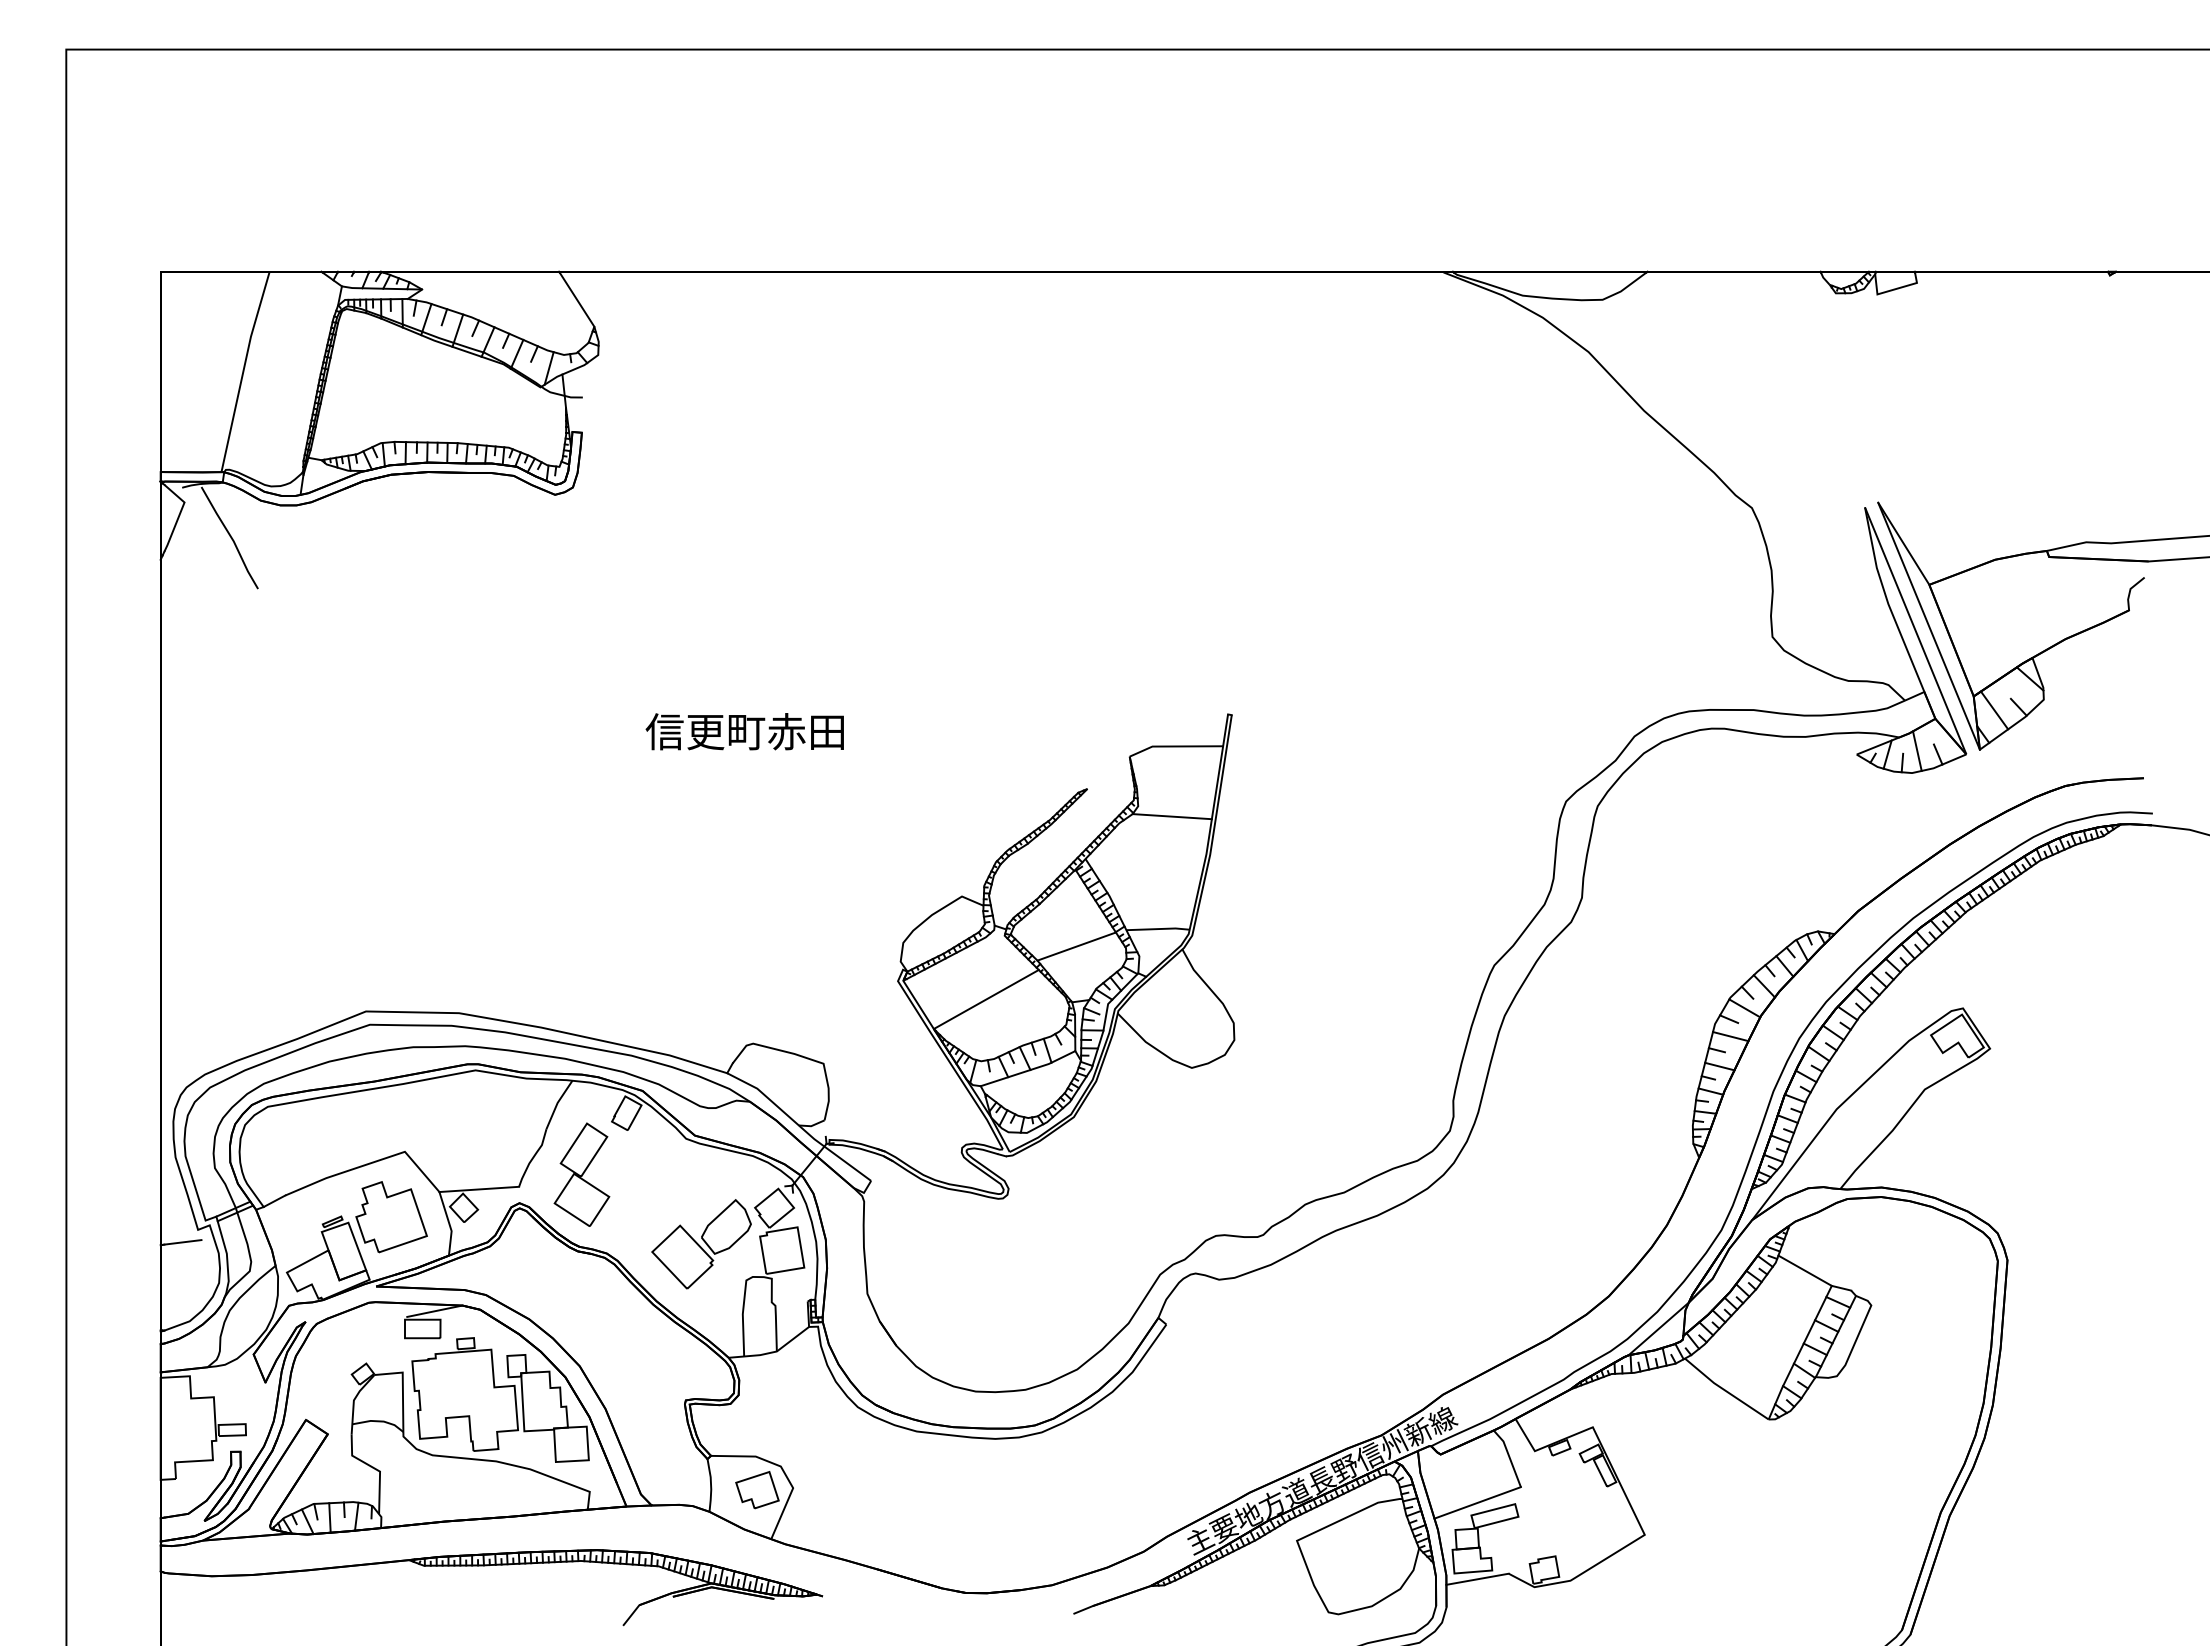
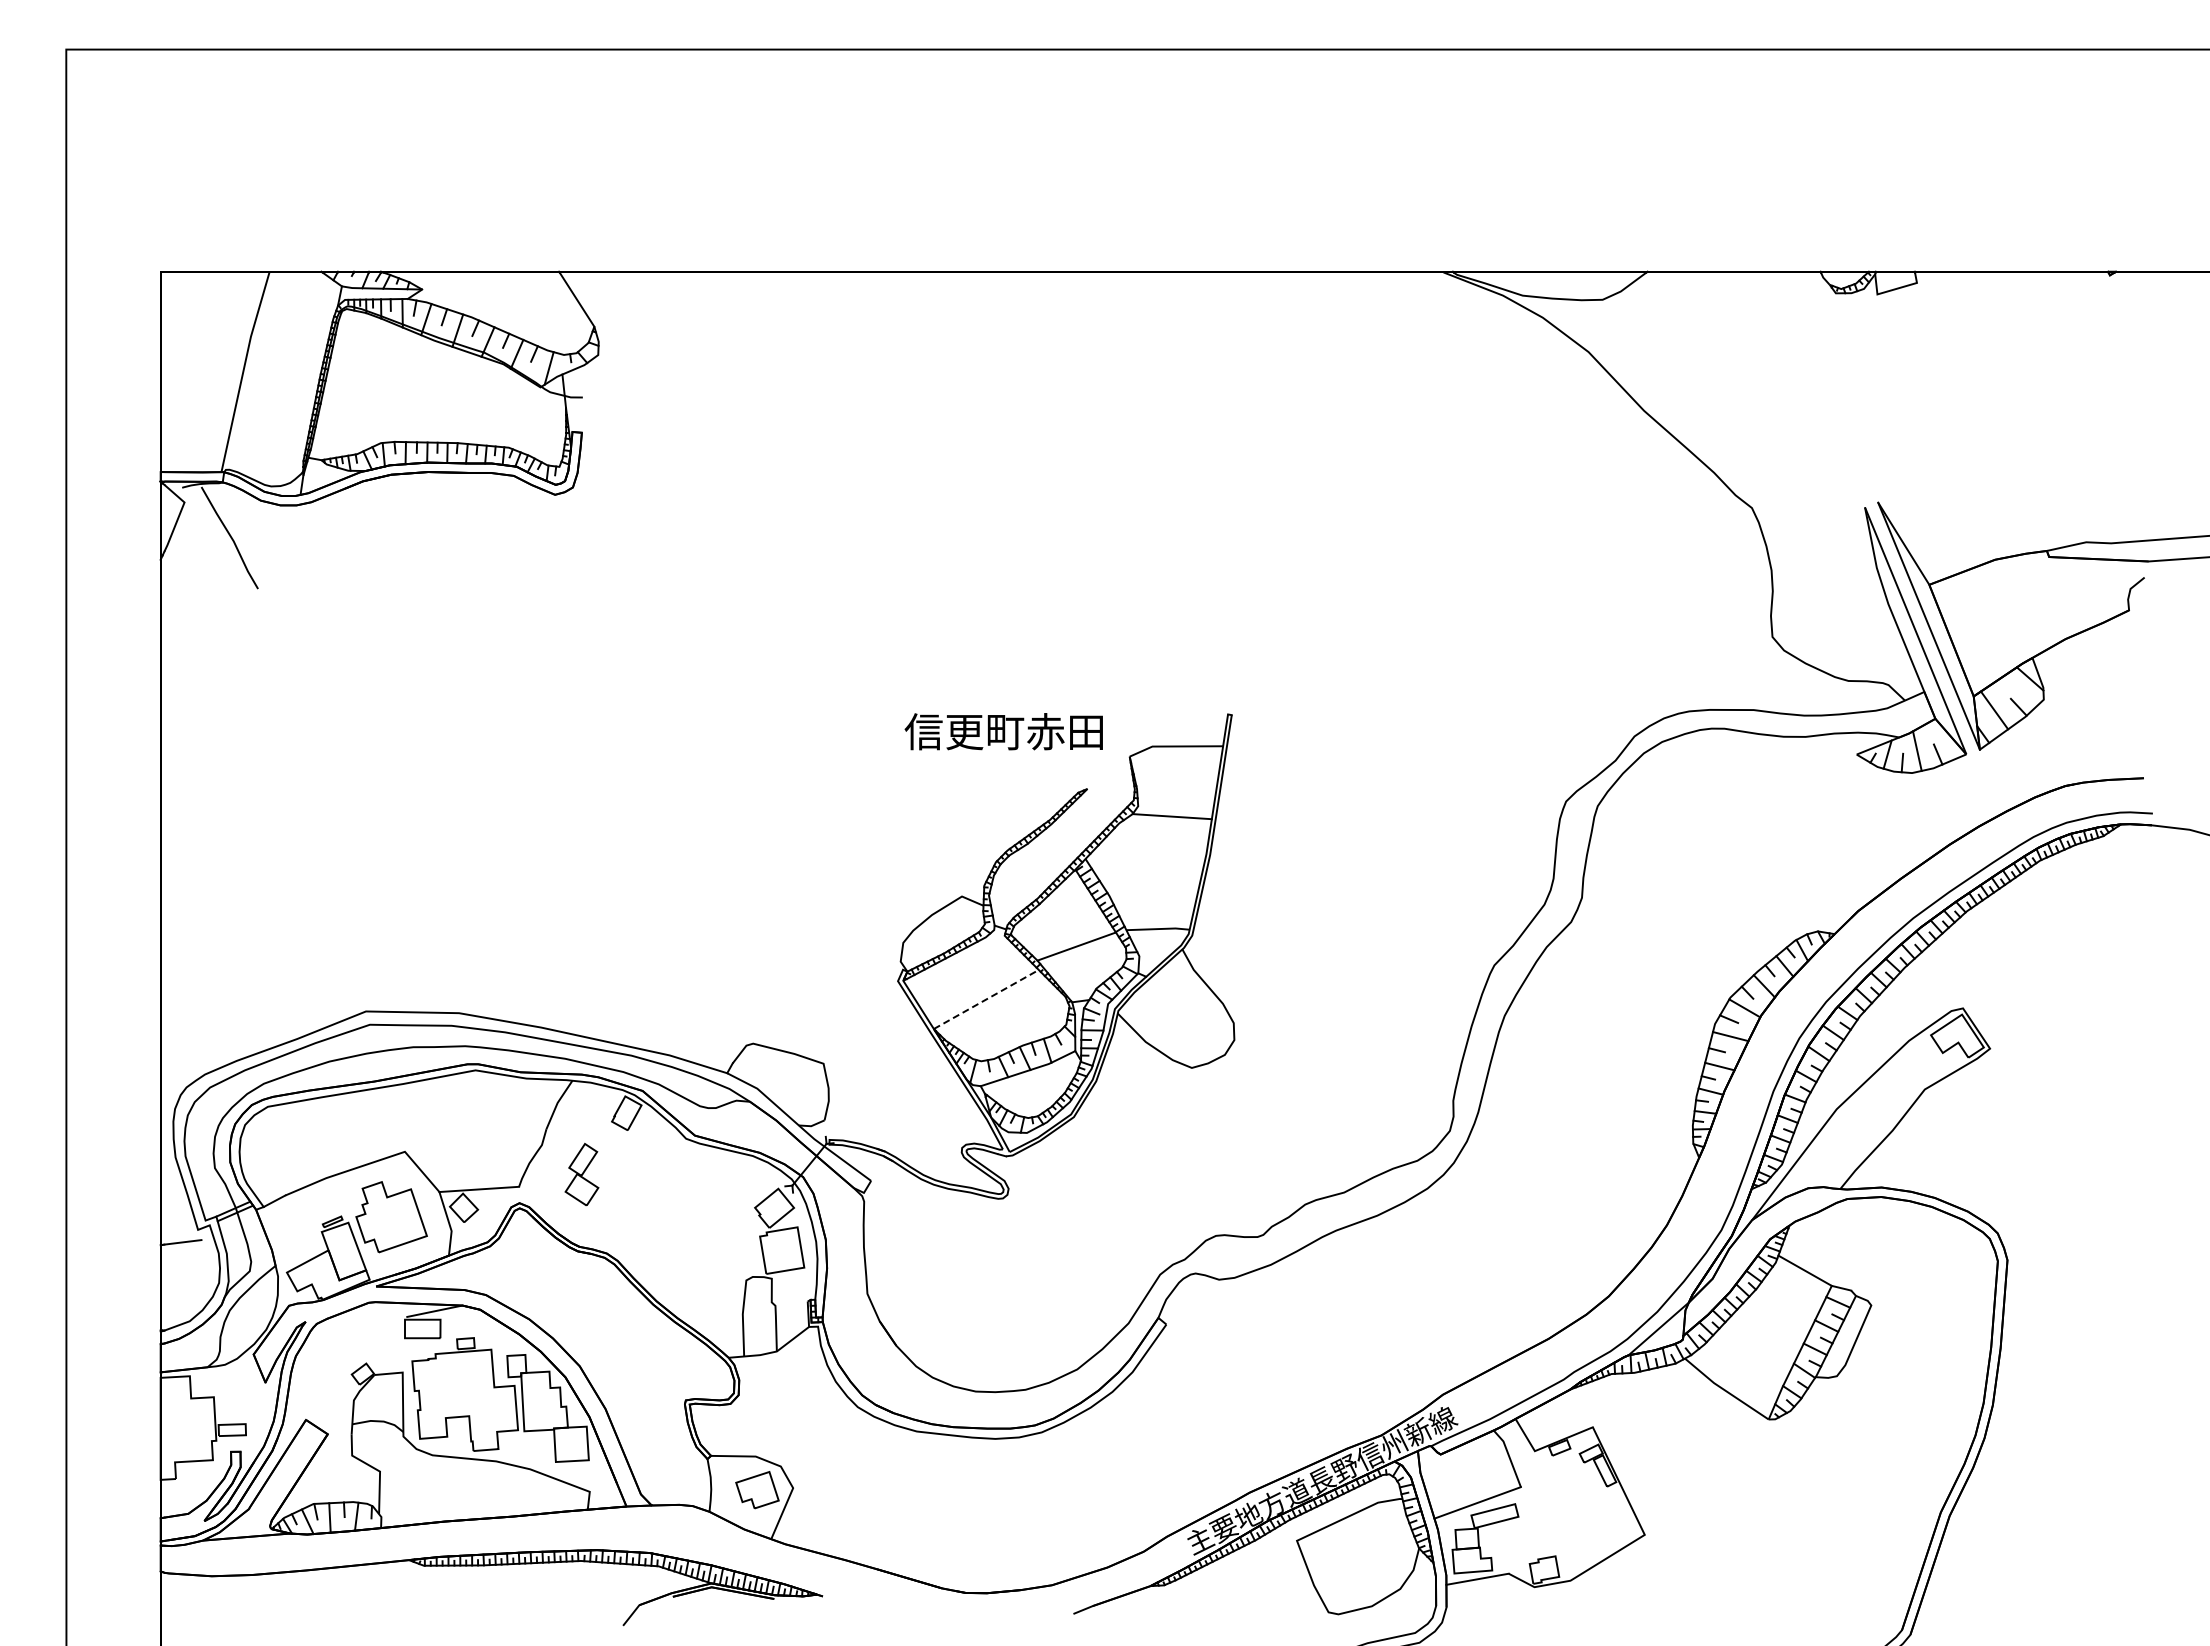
text position: (744, 731) -> (1003, 731) (1003, 731)
line: solid -> dashed (986, 999)
part size: 58x105 px -> 36x65 px (581, 1174)
part: present -> none (701, 1244)
